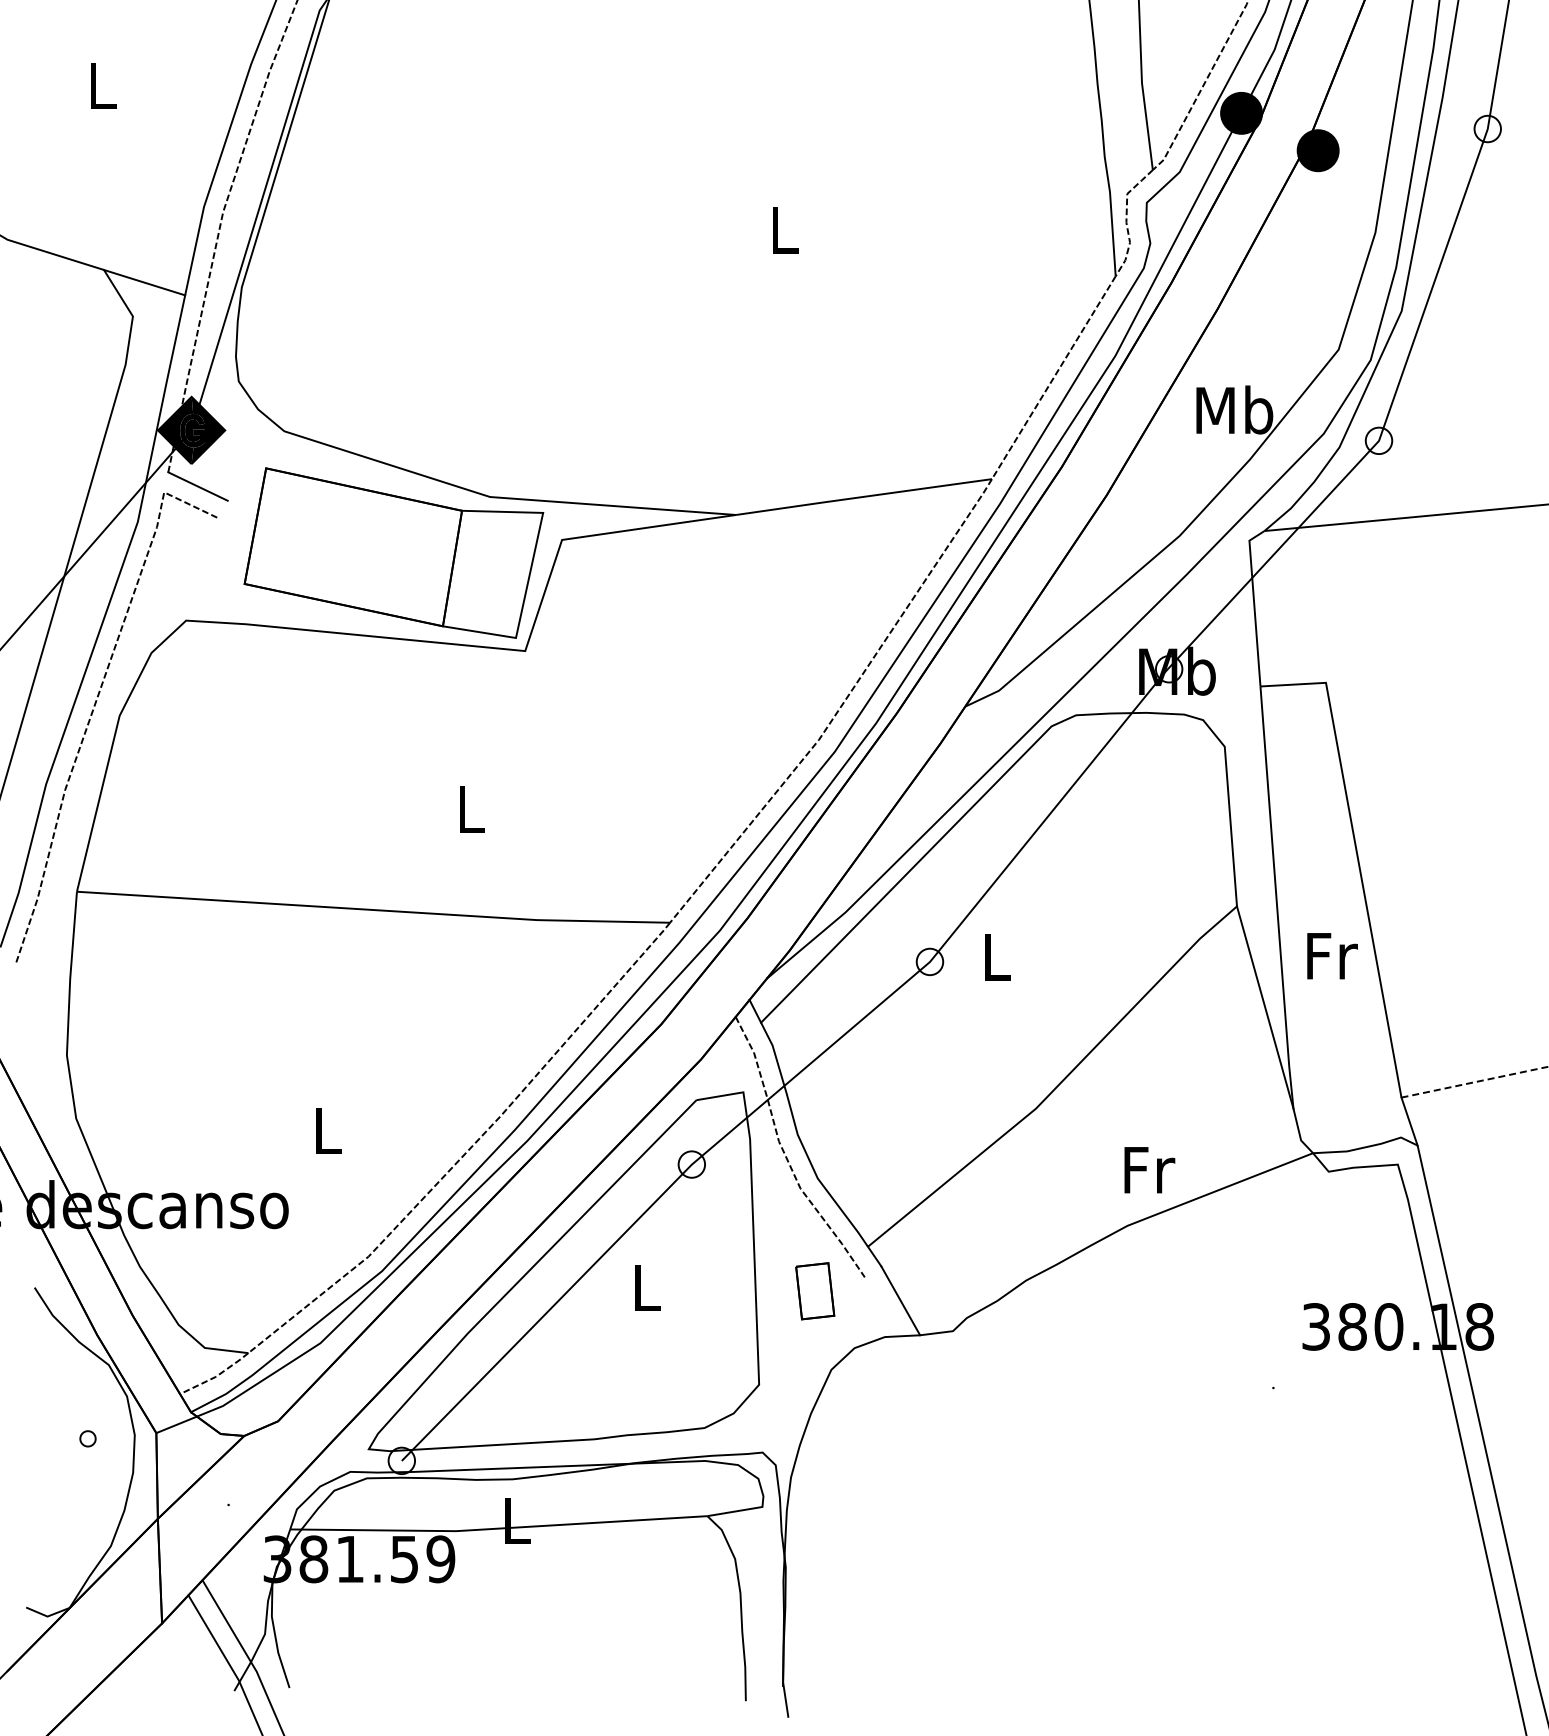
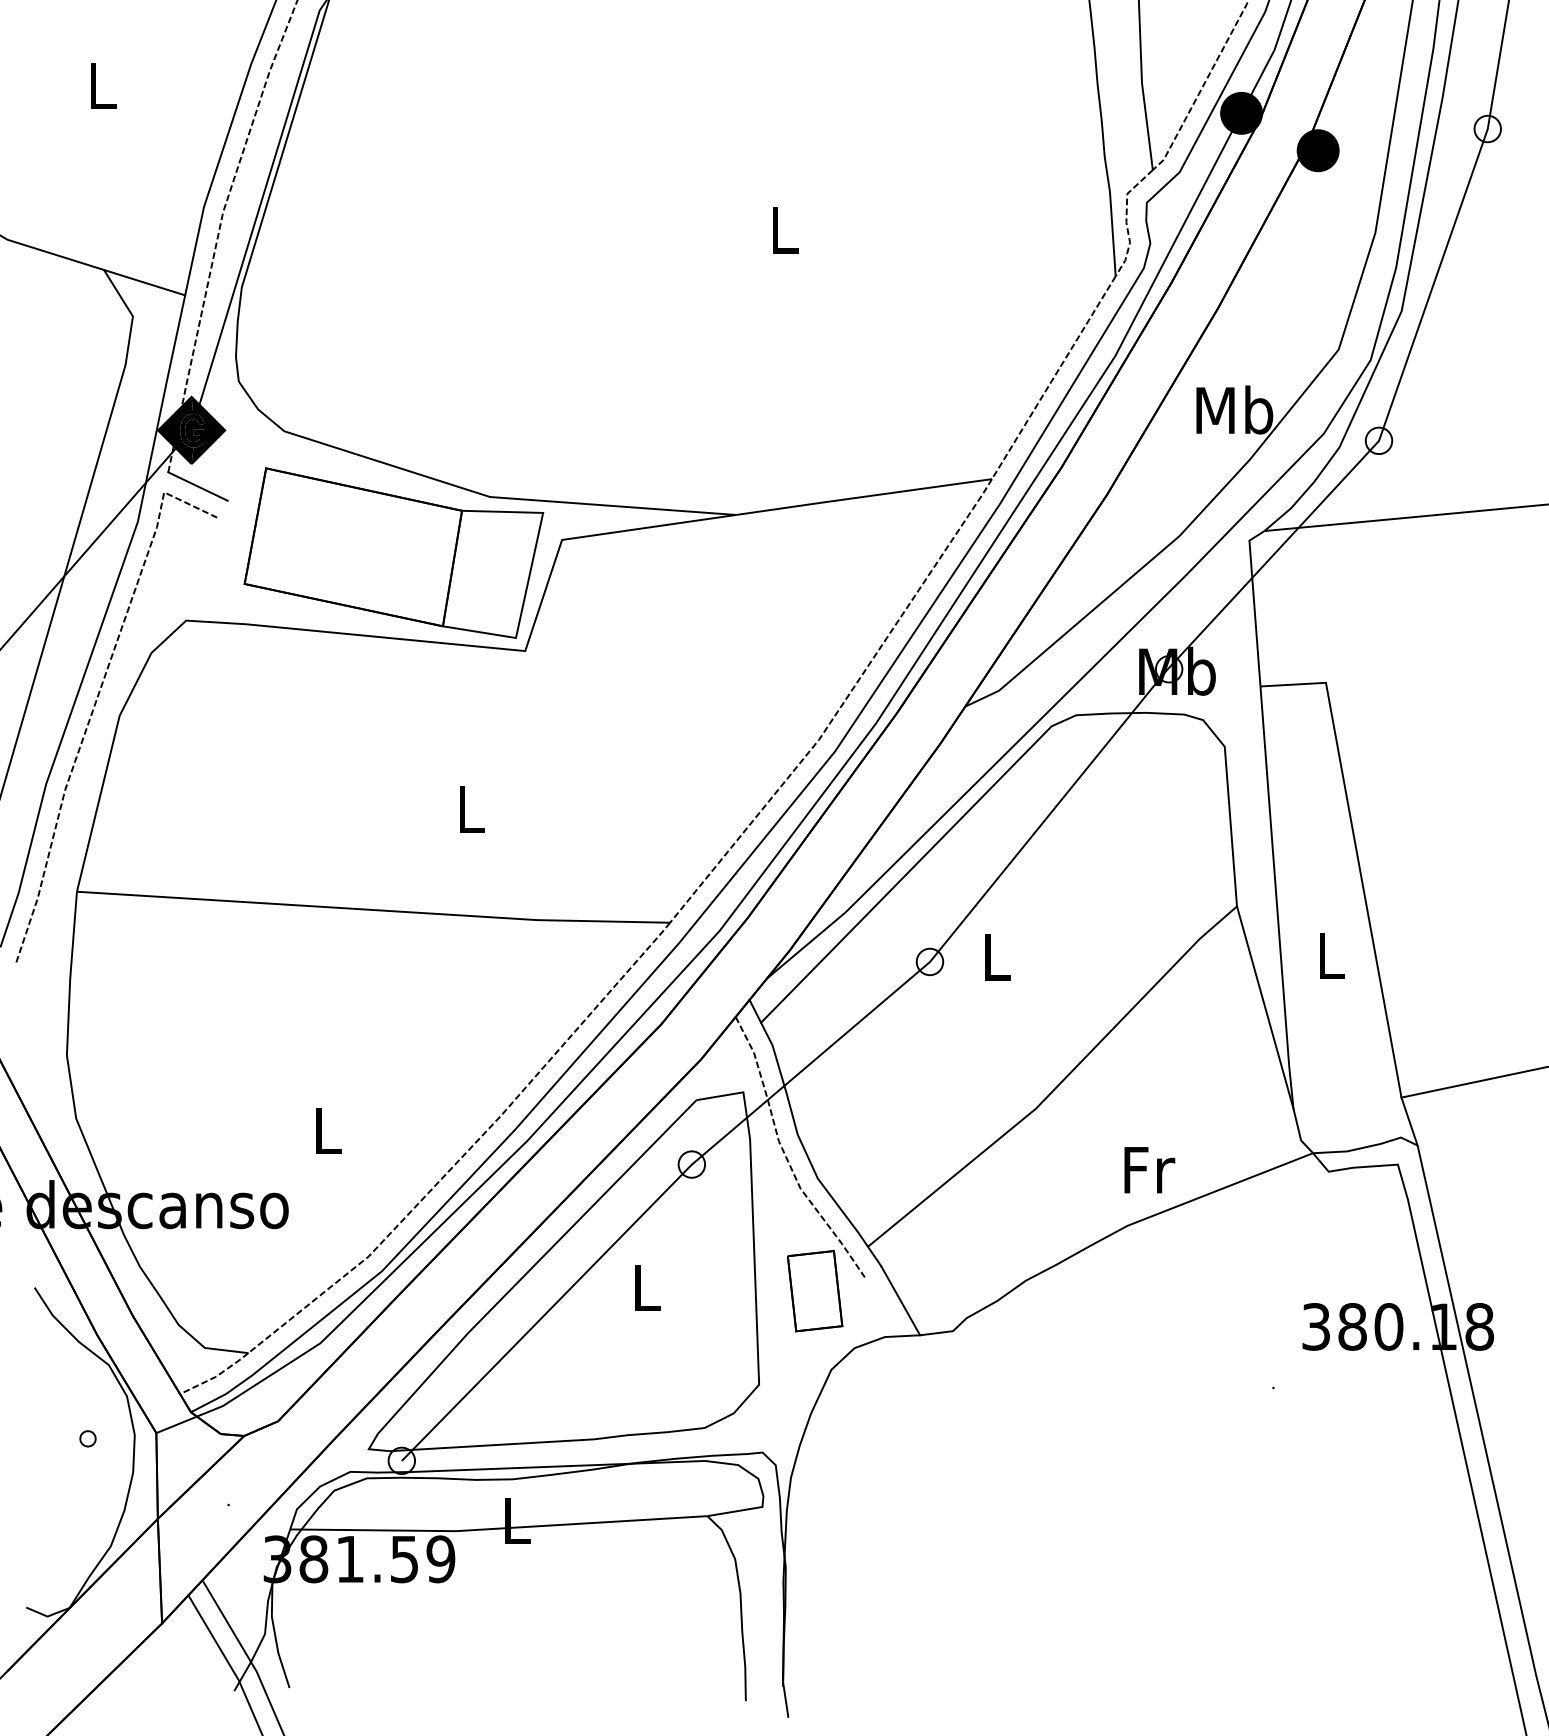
text: Fr -> L (1332, 956)
line: dashed -> solid (1475, 1082)
part size: 41x59 px -> 57x83 px (815, 1291)
